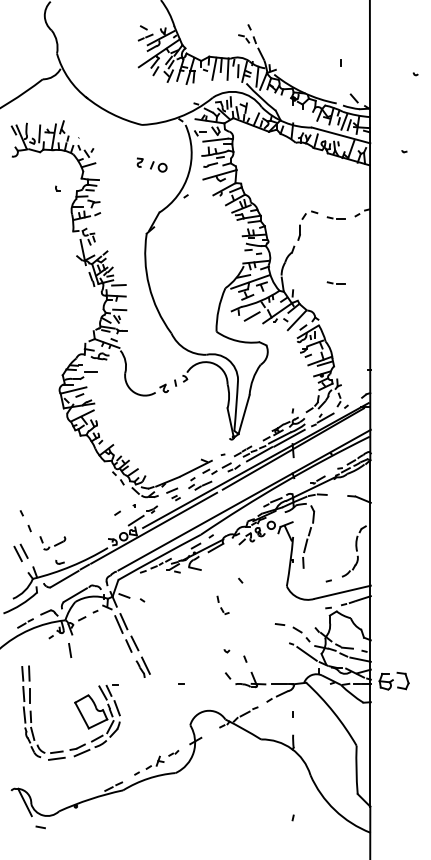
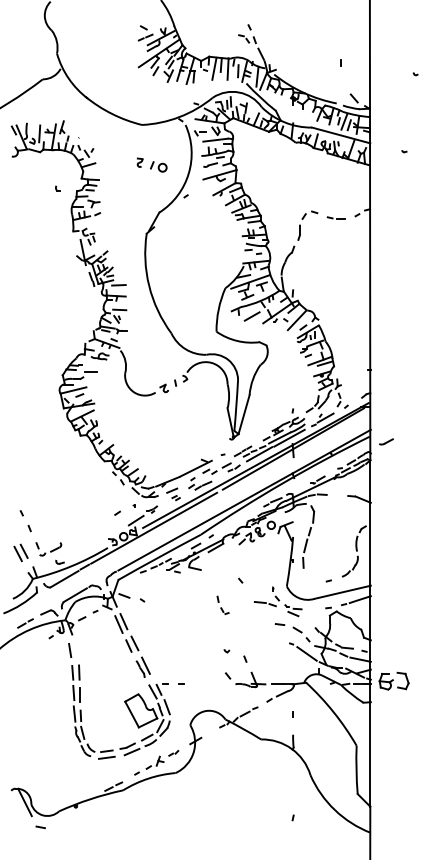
part: present -> none (335, 282)
part: none -> present (386, 441)
part position: (52, 543) -> (48, 549) (48, 549)
part: none -> present (277, 601)
part position: (77, 709) -> (127, 708) (127, 708)
